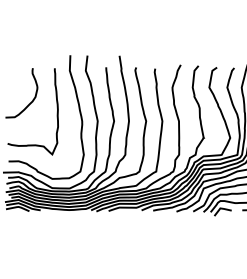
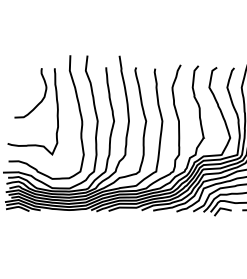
curve position: (32, 99) -> (41, 99) (41, 99)
